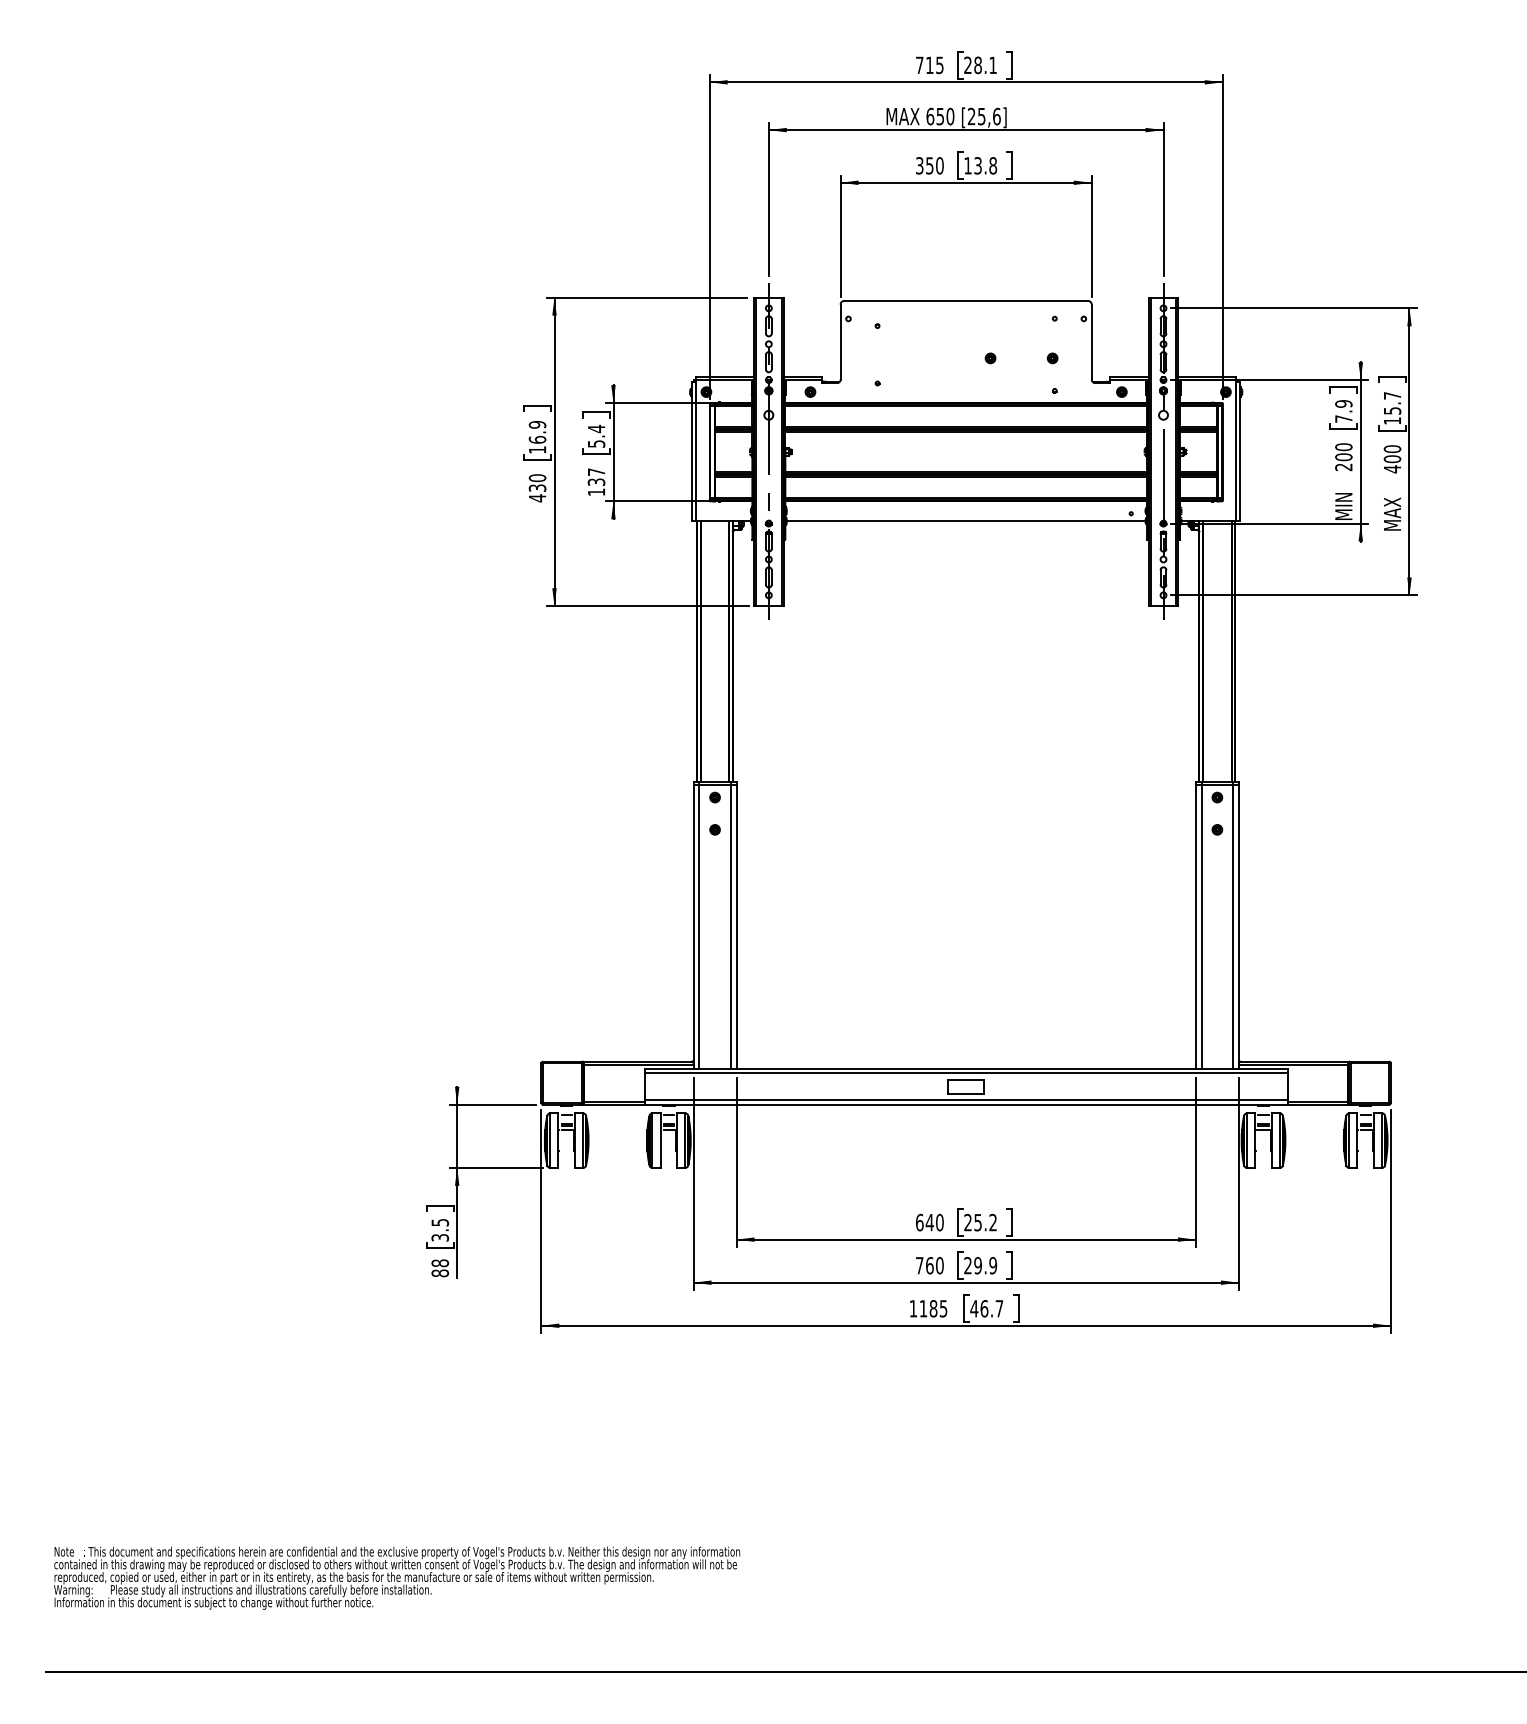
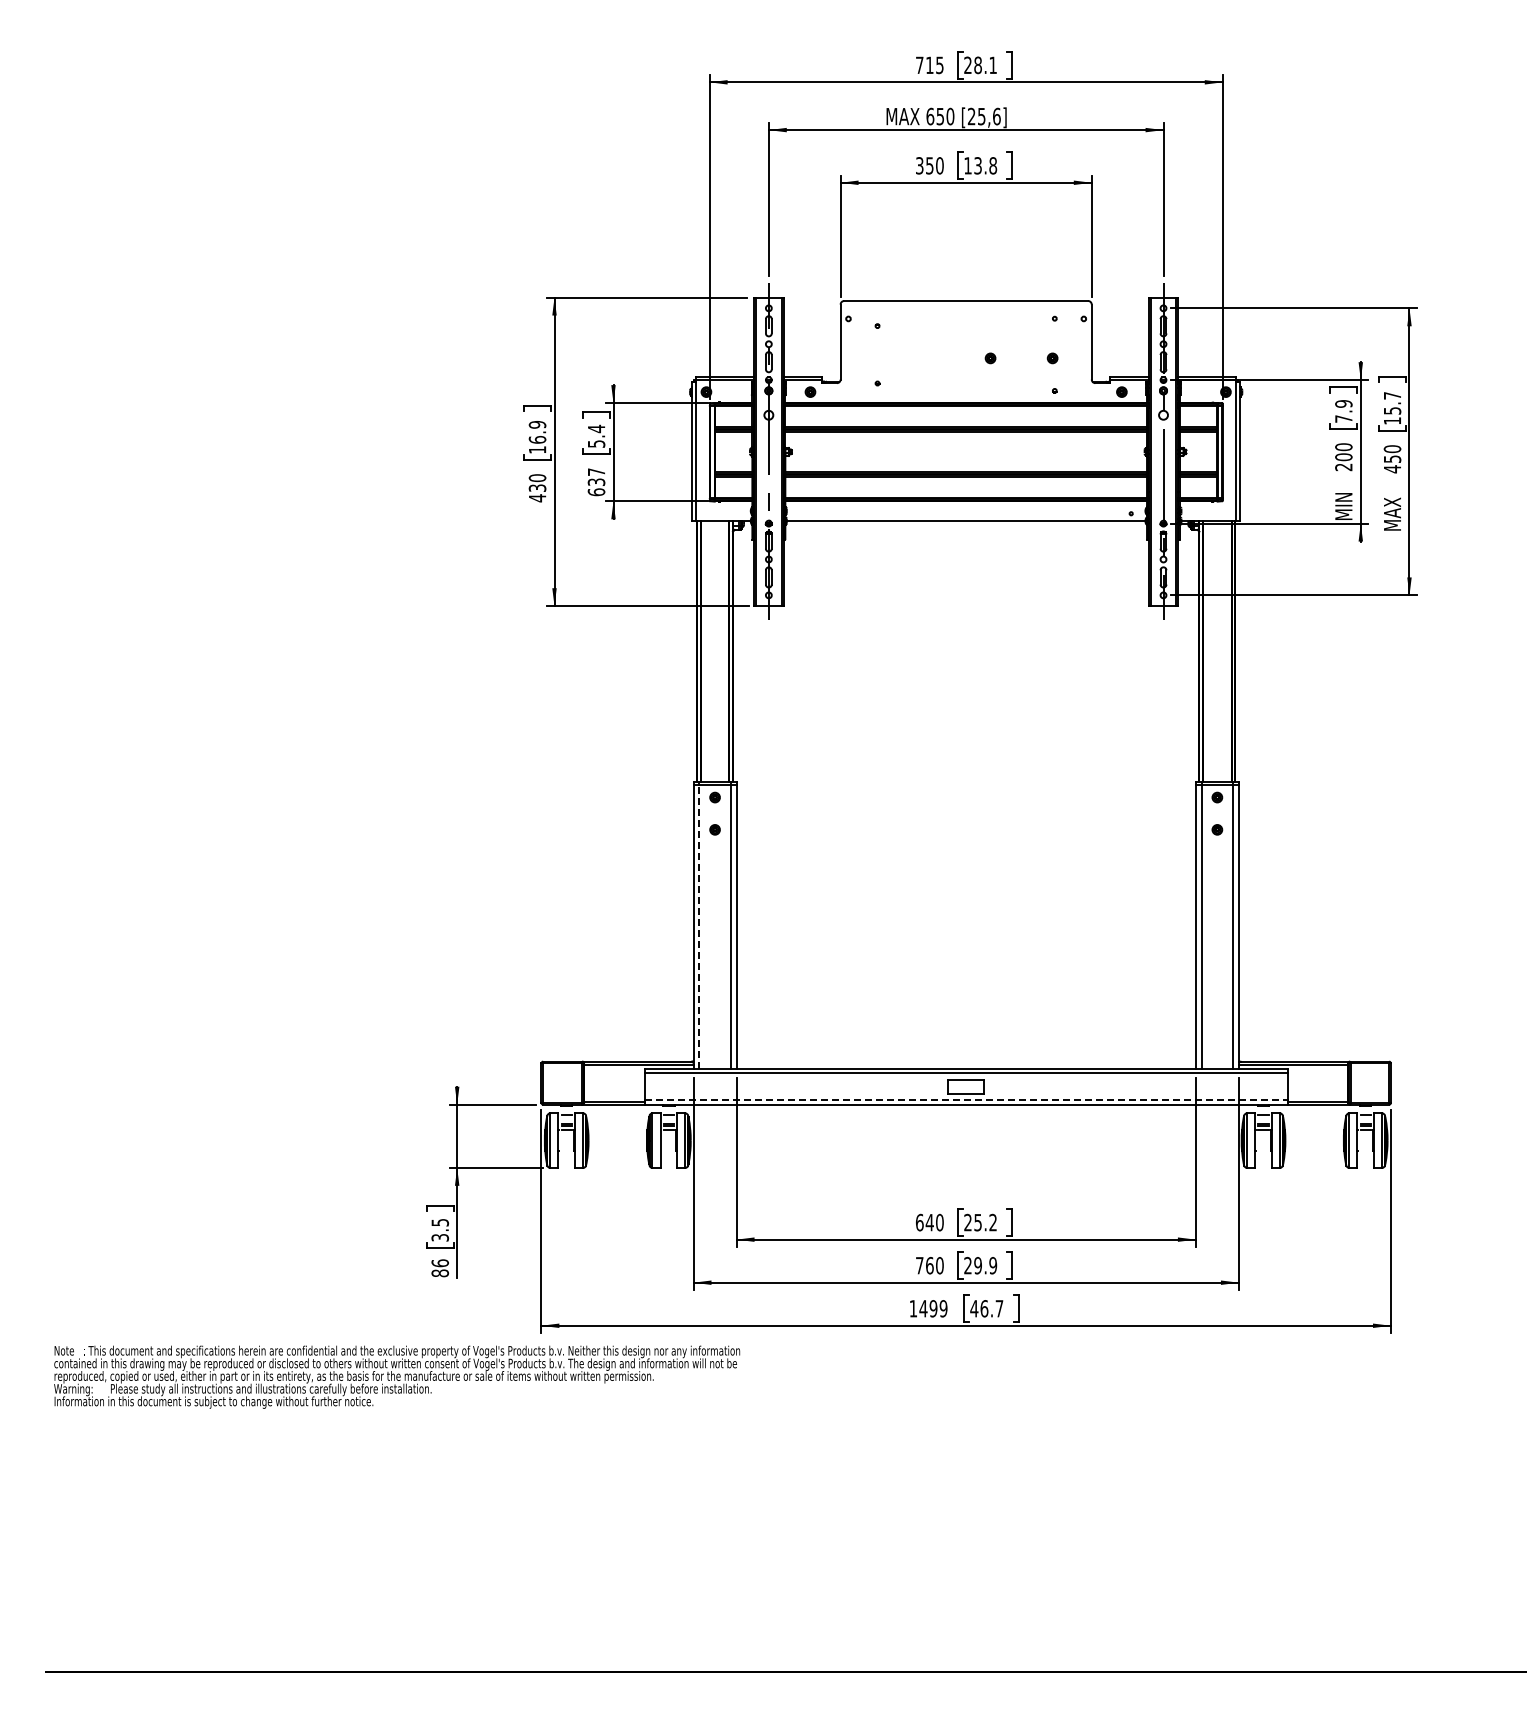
text: 400 -> 450 (1392, 459)
text: 137 -> 637 (596, 492)
line: solid -> dashed (699, 927)
line: solid -> dashed (966, 1100)
text: 88 -> 86 (439, 1263)
text: 1185 -> 1499 (933, 1308)
text position: (397, 1577) -> (397, 1376) (397, 1376)
